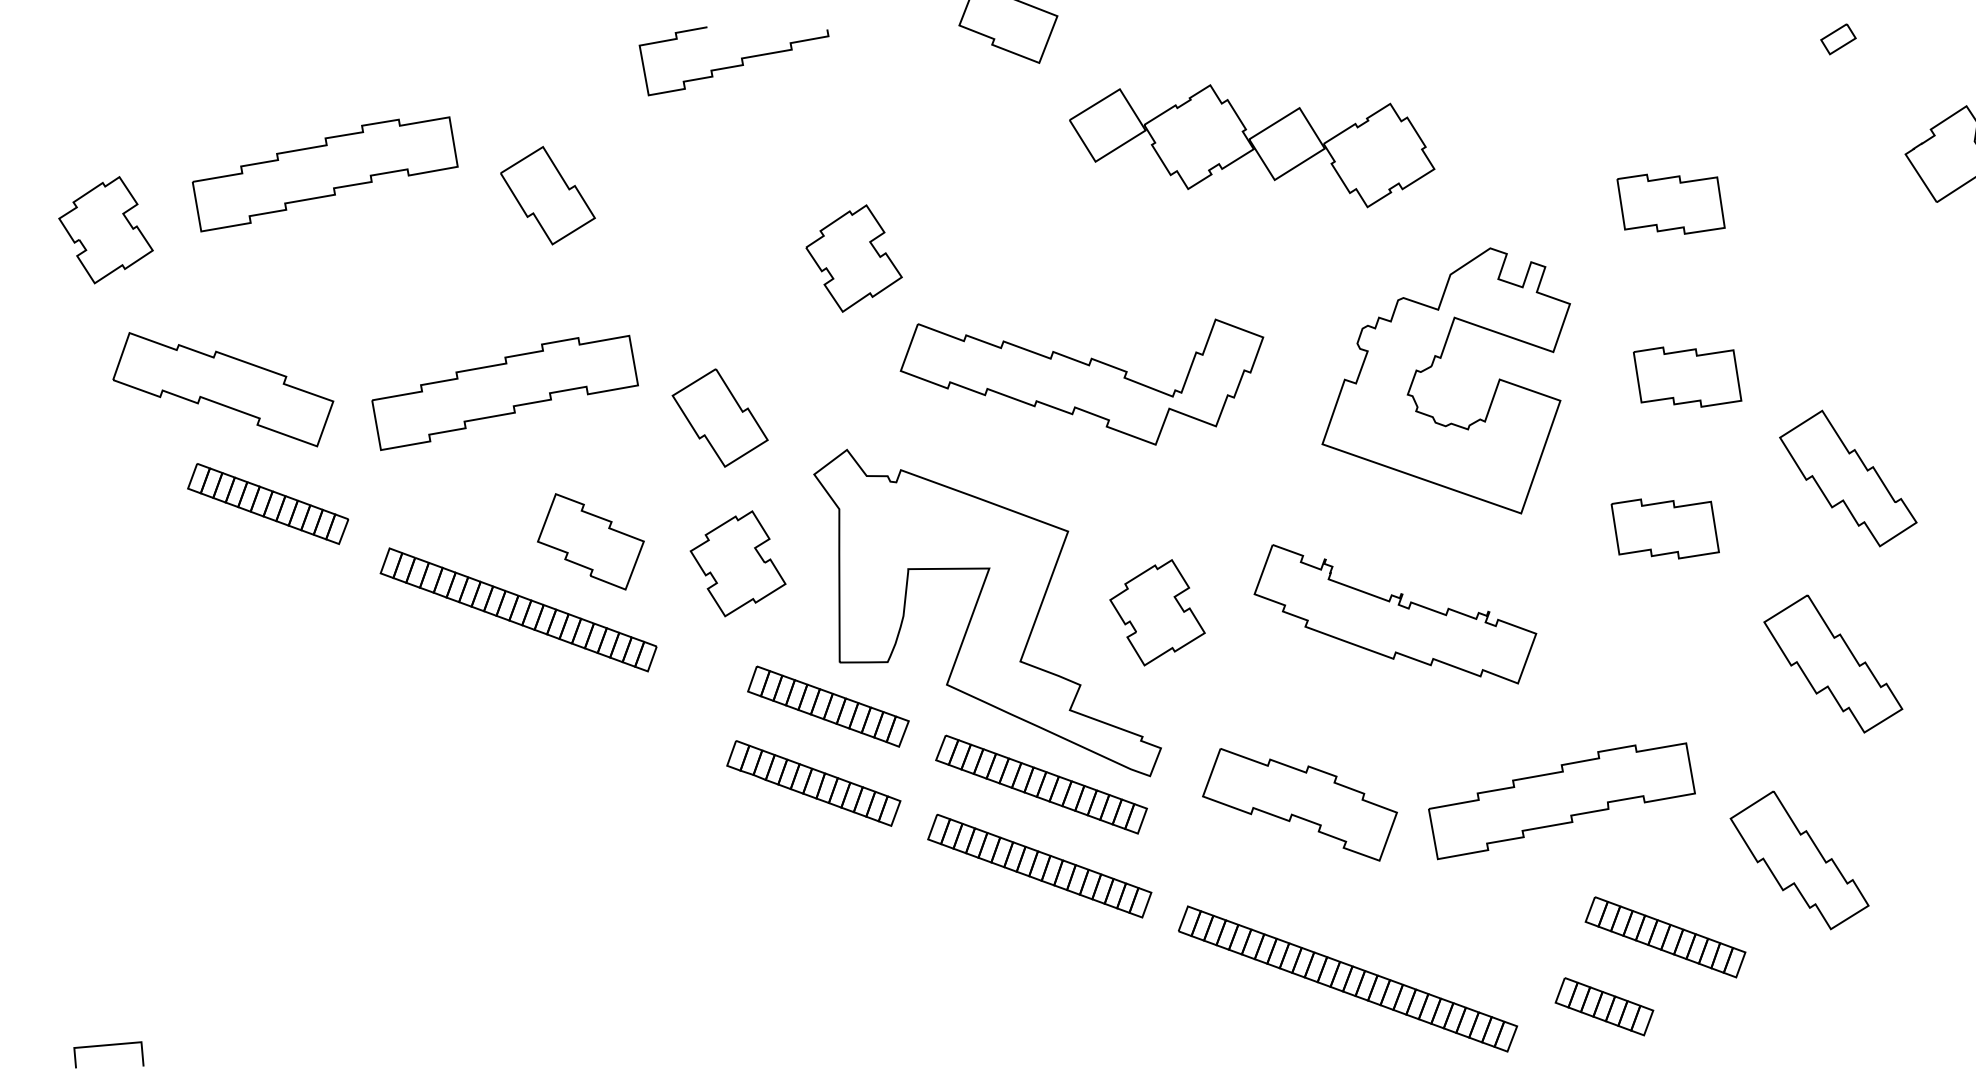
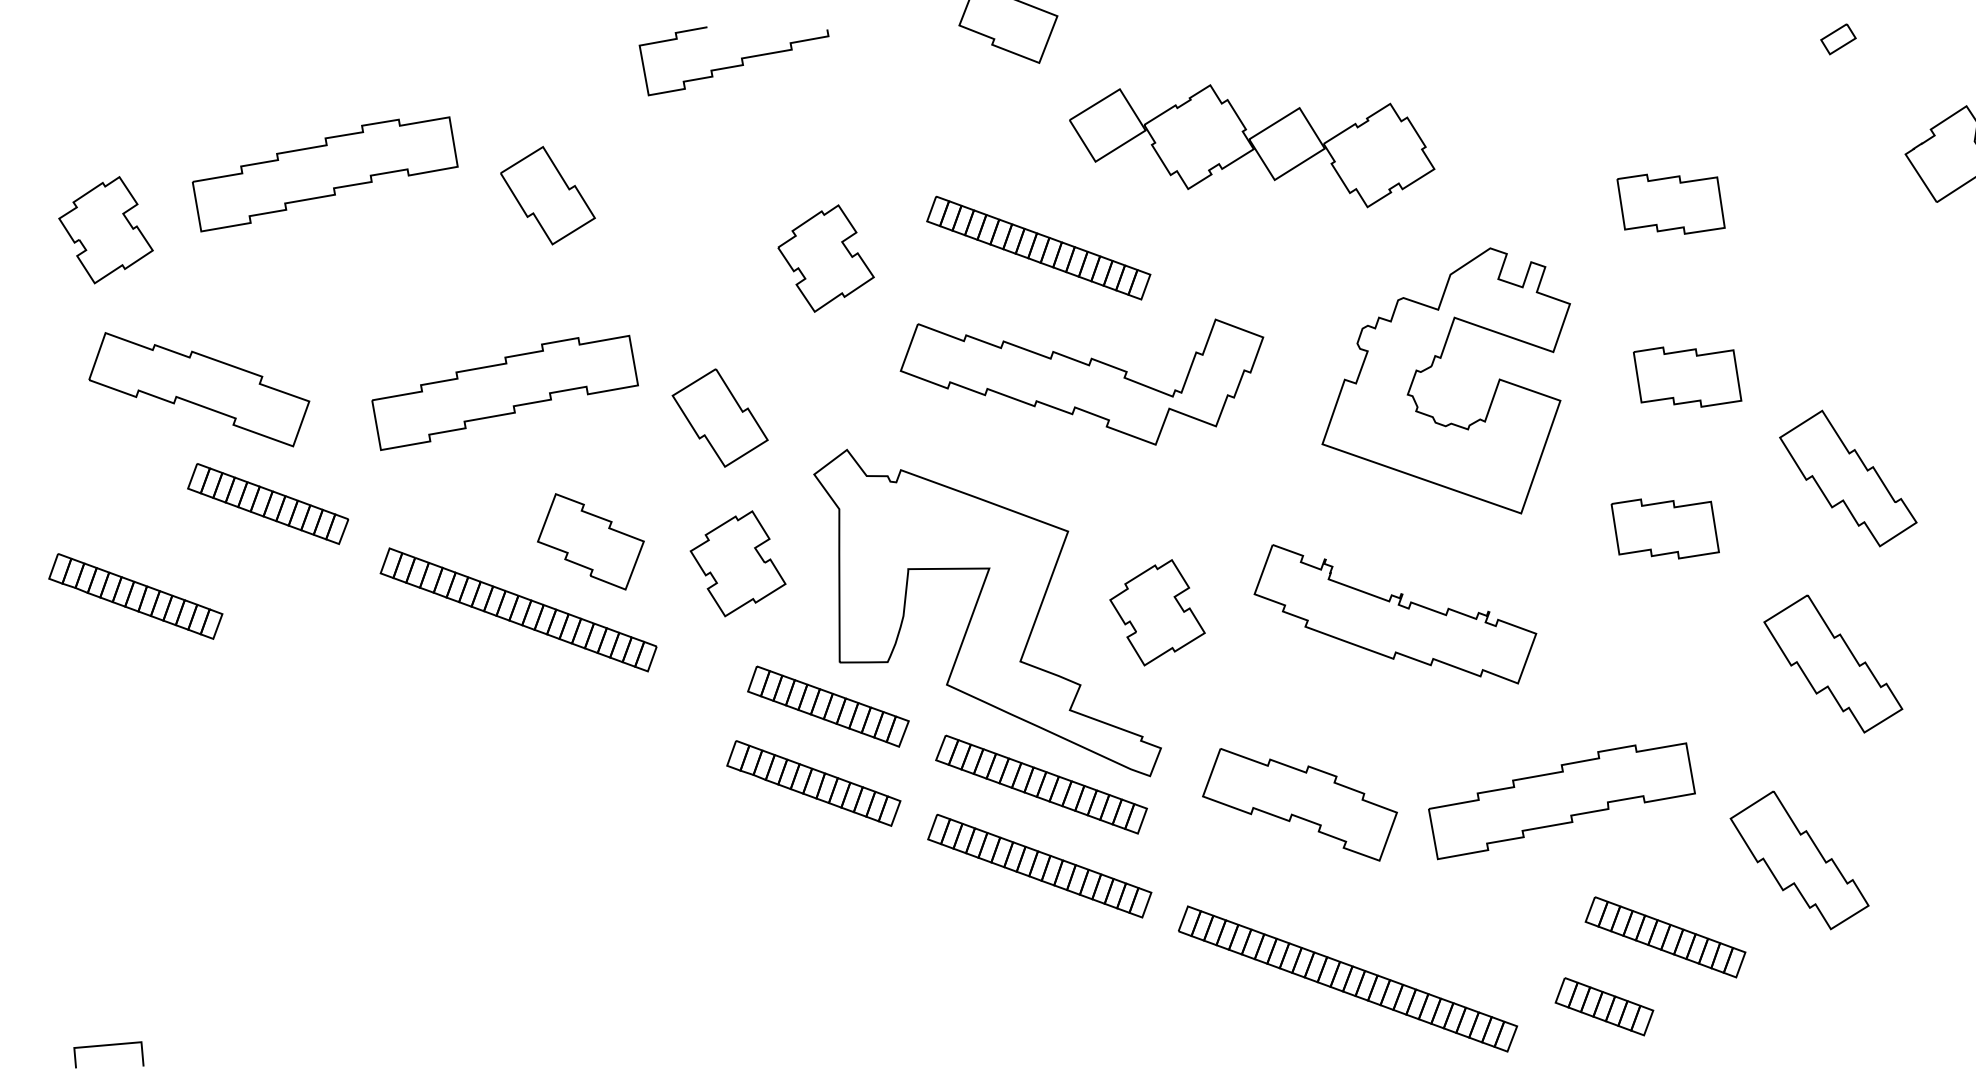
part: none -> present (1038, 247)
part position: (853, 258) -> (825, 258) (825, 258)
part position: (223, 389) -> (199, 389) (199, 389)
part: none -> present (135, 596)
